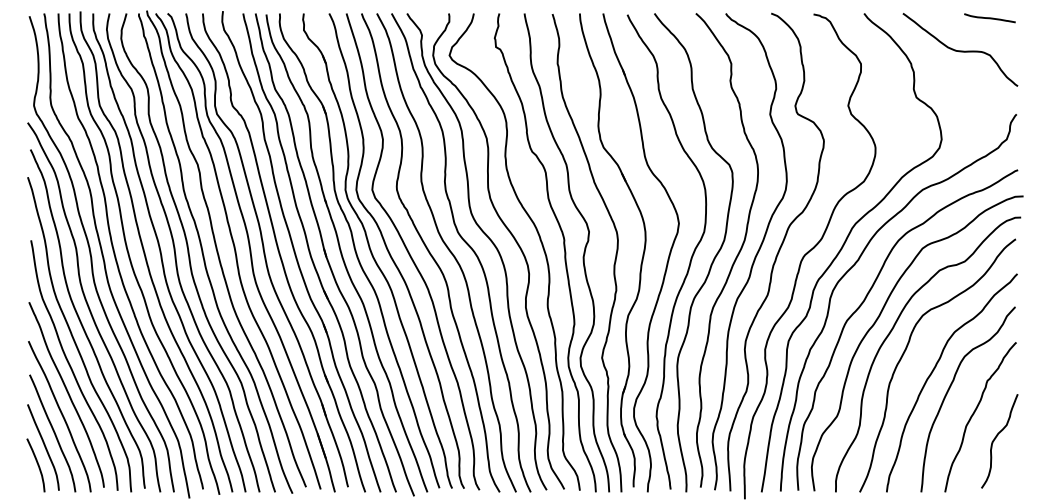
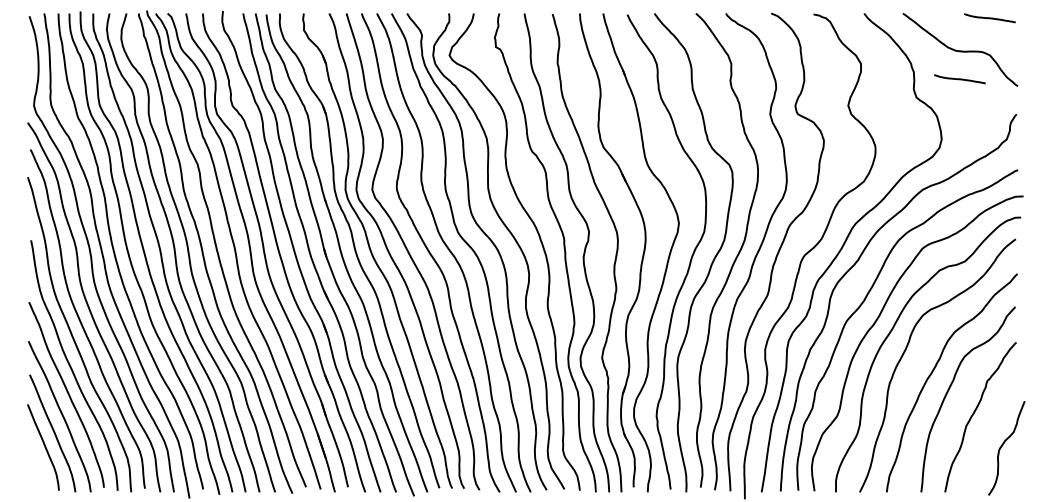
curve: none -> present (959, 79)
curve position: (996, 438) -> (1003, 445) (1003, 445)
curve: present -> none (37, 465)
